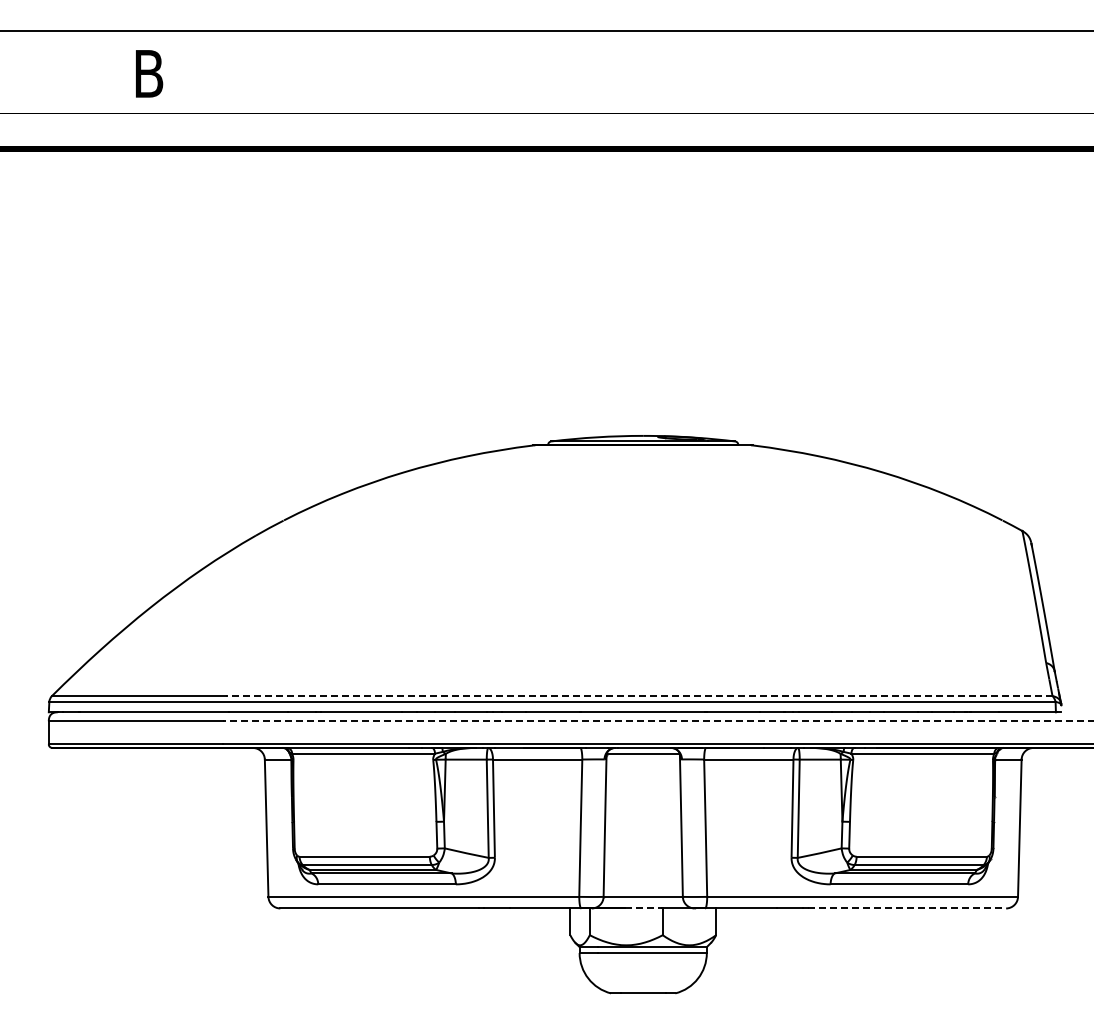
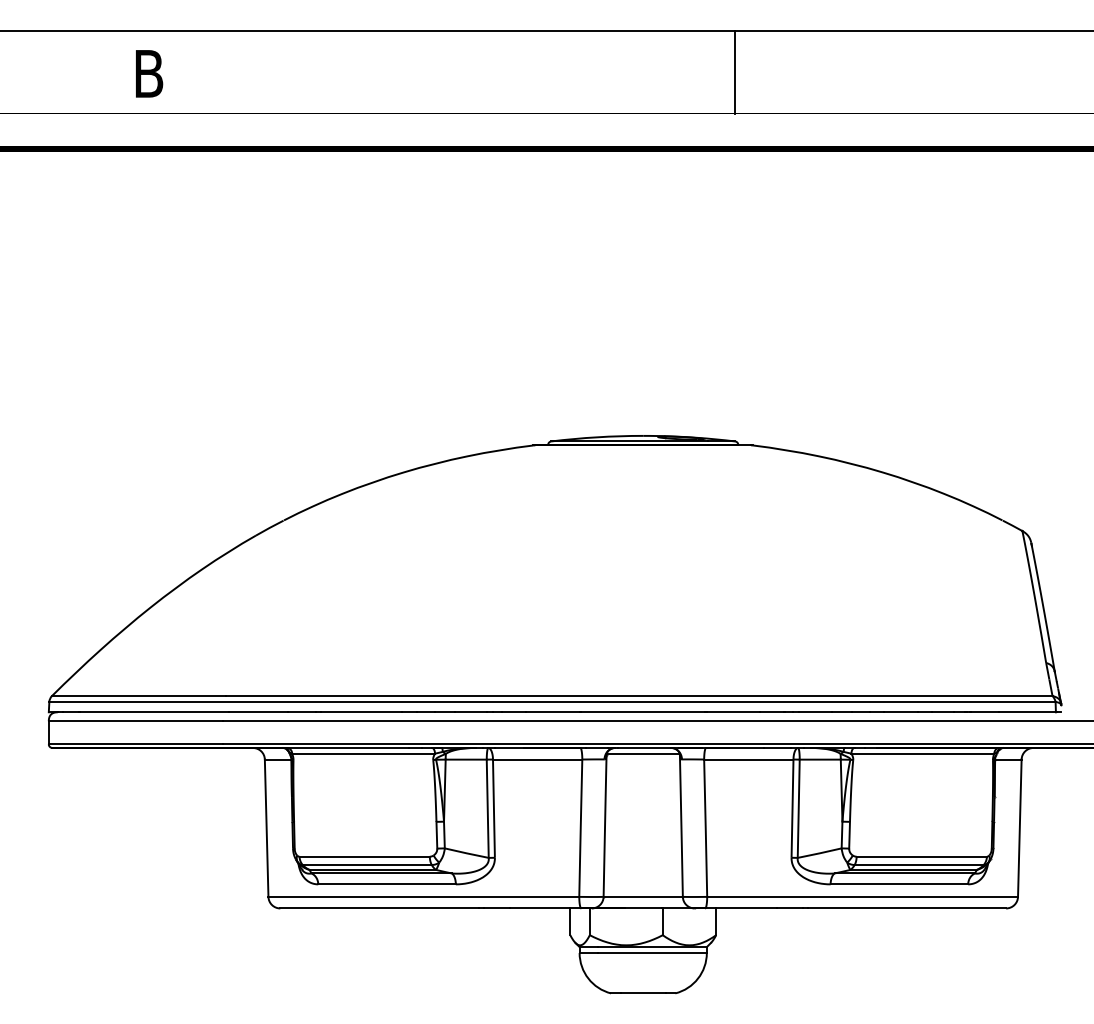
line: none -> present (735, 71)
line: dashed -> solid (638, 696)
line: dashed -> solid (657, 721)
line: dashed -> solid (643, 908)
line: dashed -> solid (907, 908)
